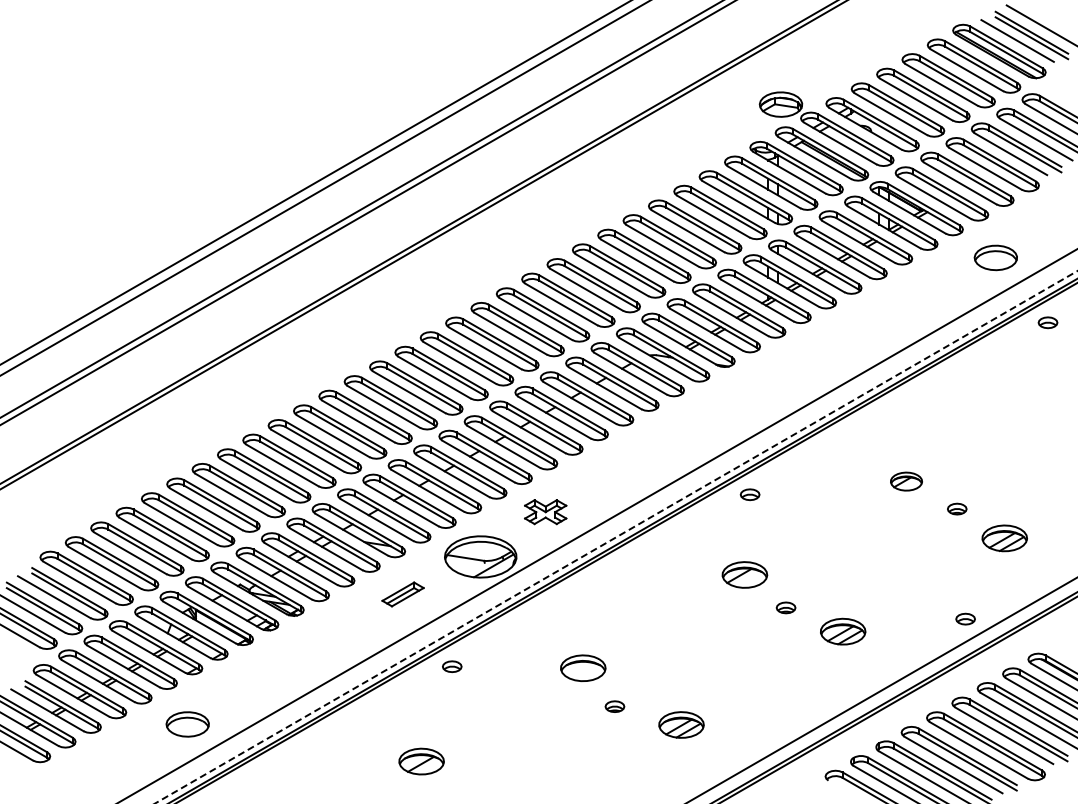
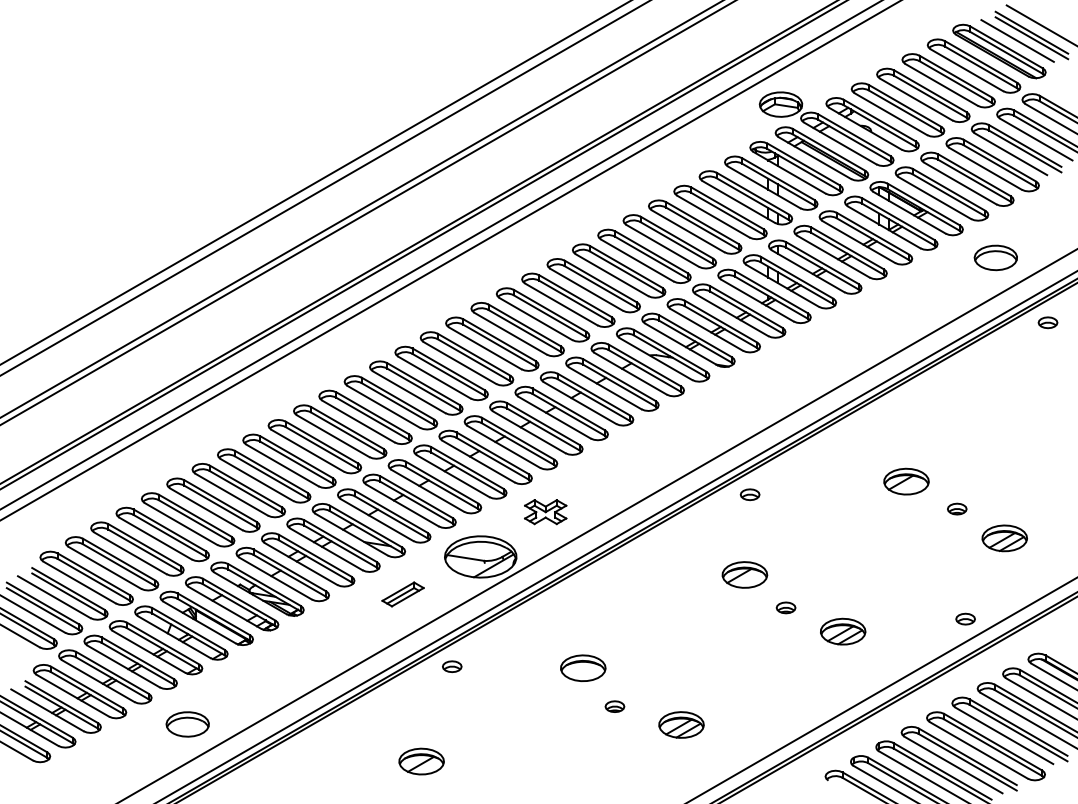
line: none -> present (440, 255)
line: none -> present (449, 260)
part size: 33x21 px -> 47x29 px (906, 481)
line: dashed -> solid (615, 537)
